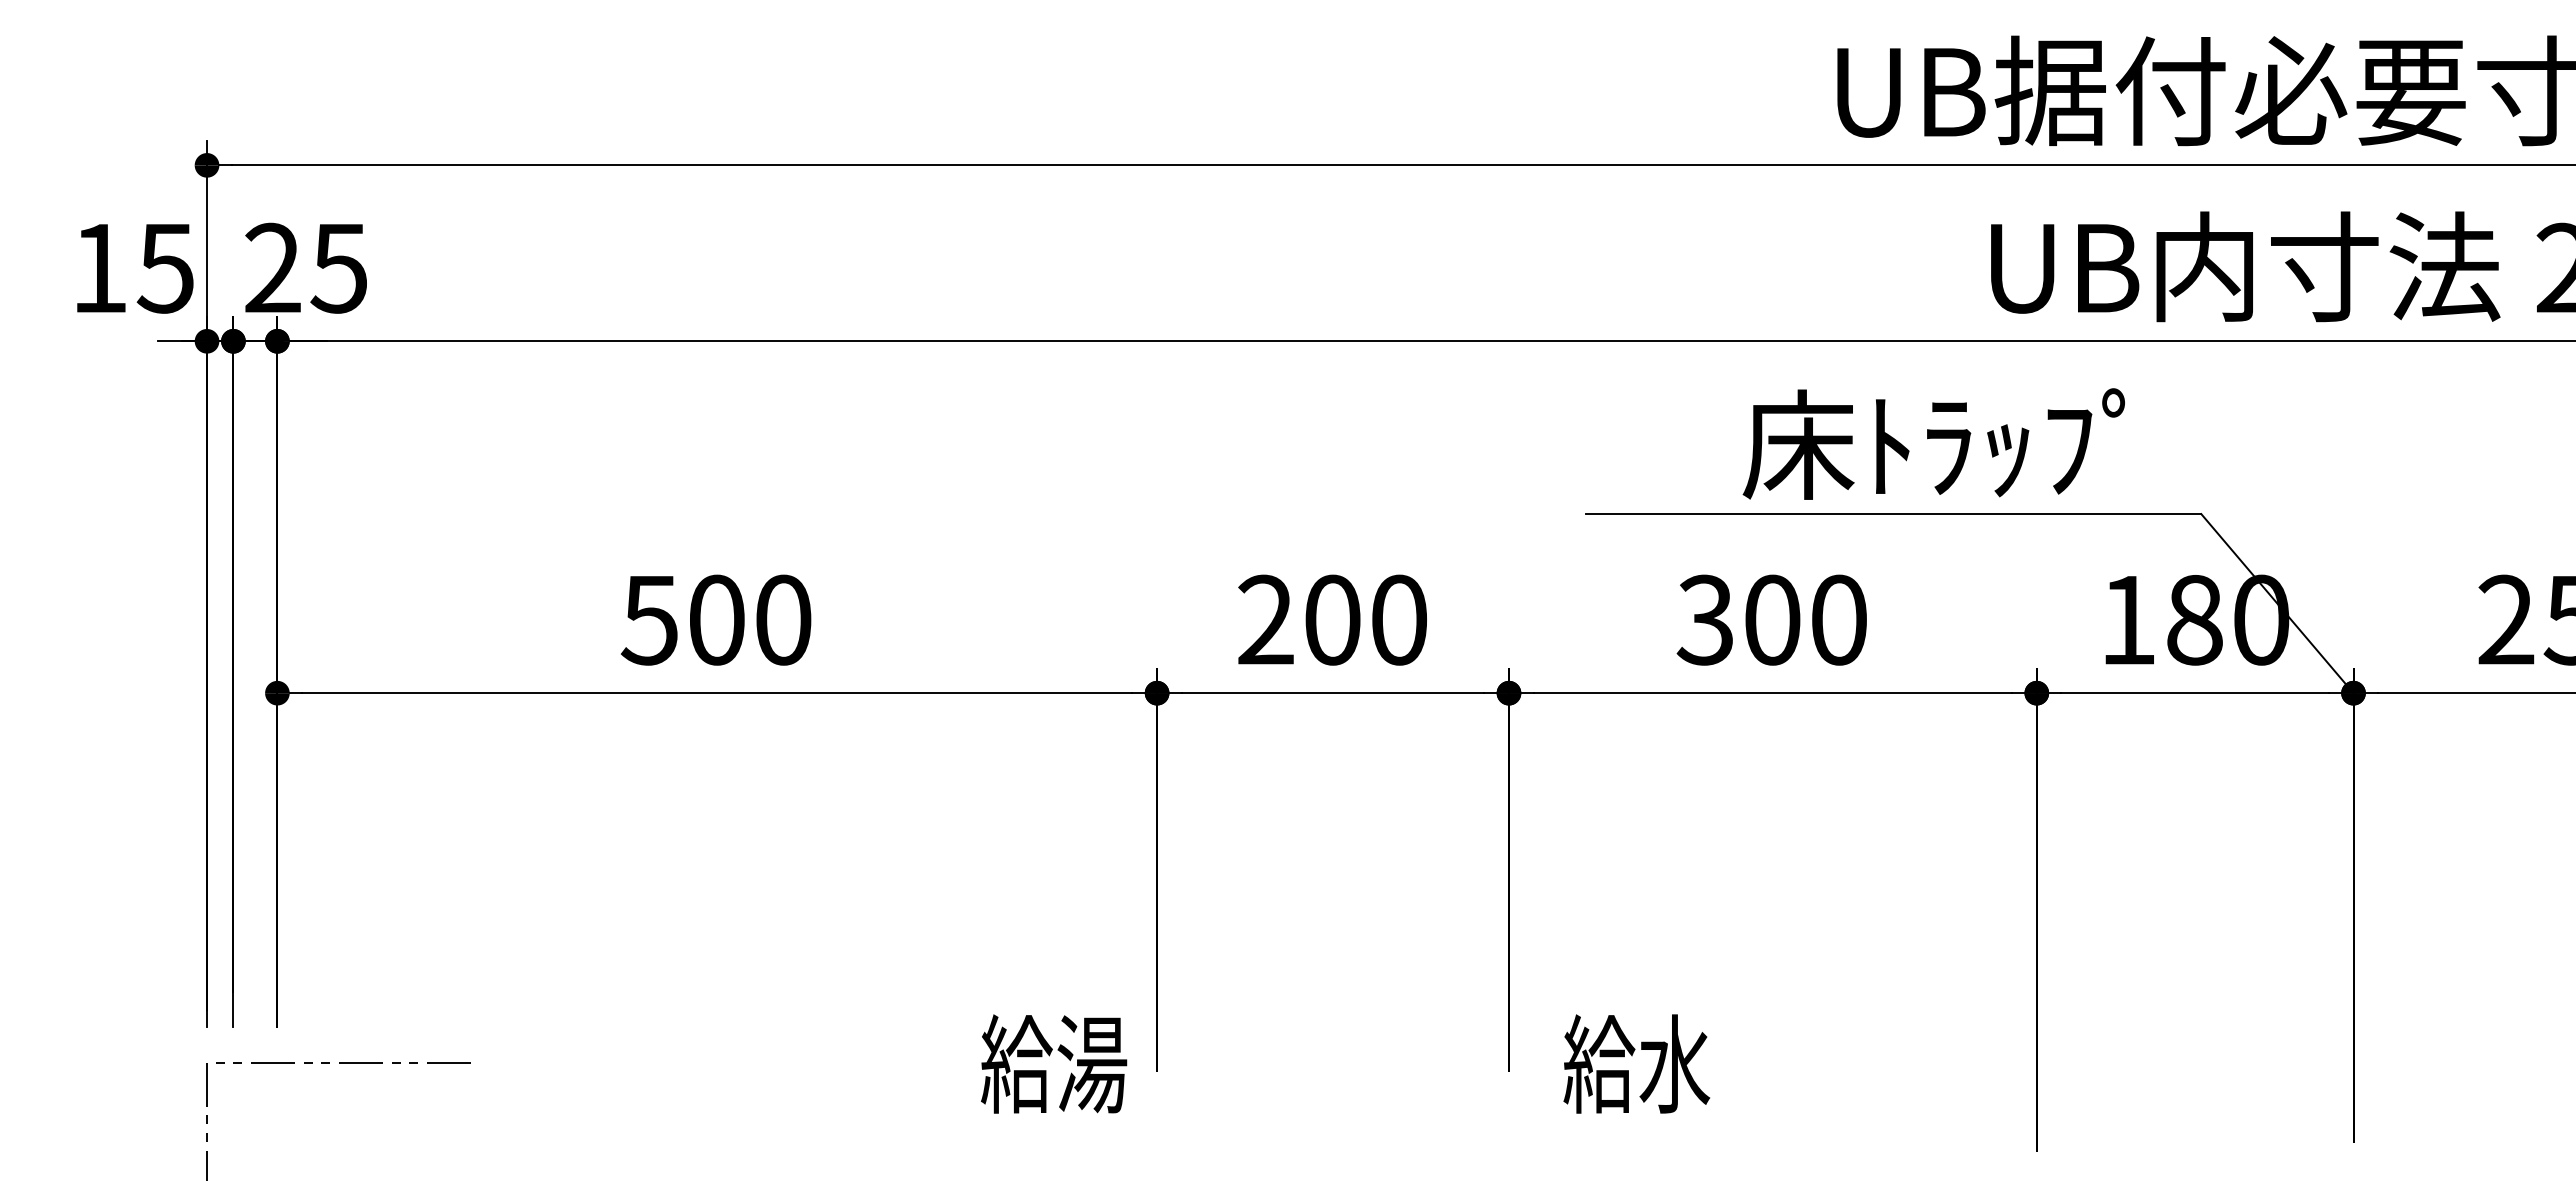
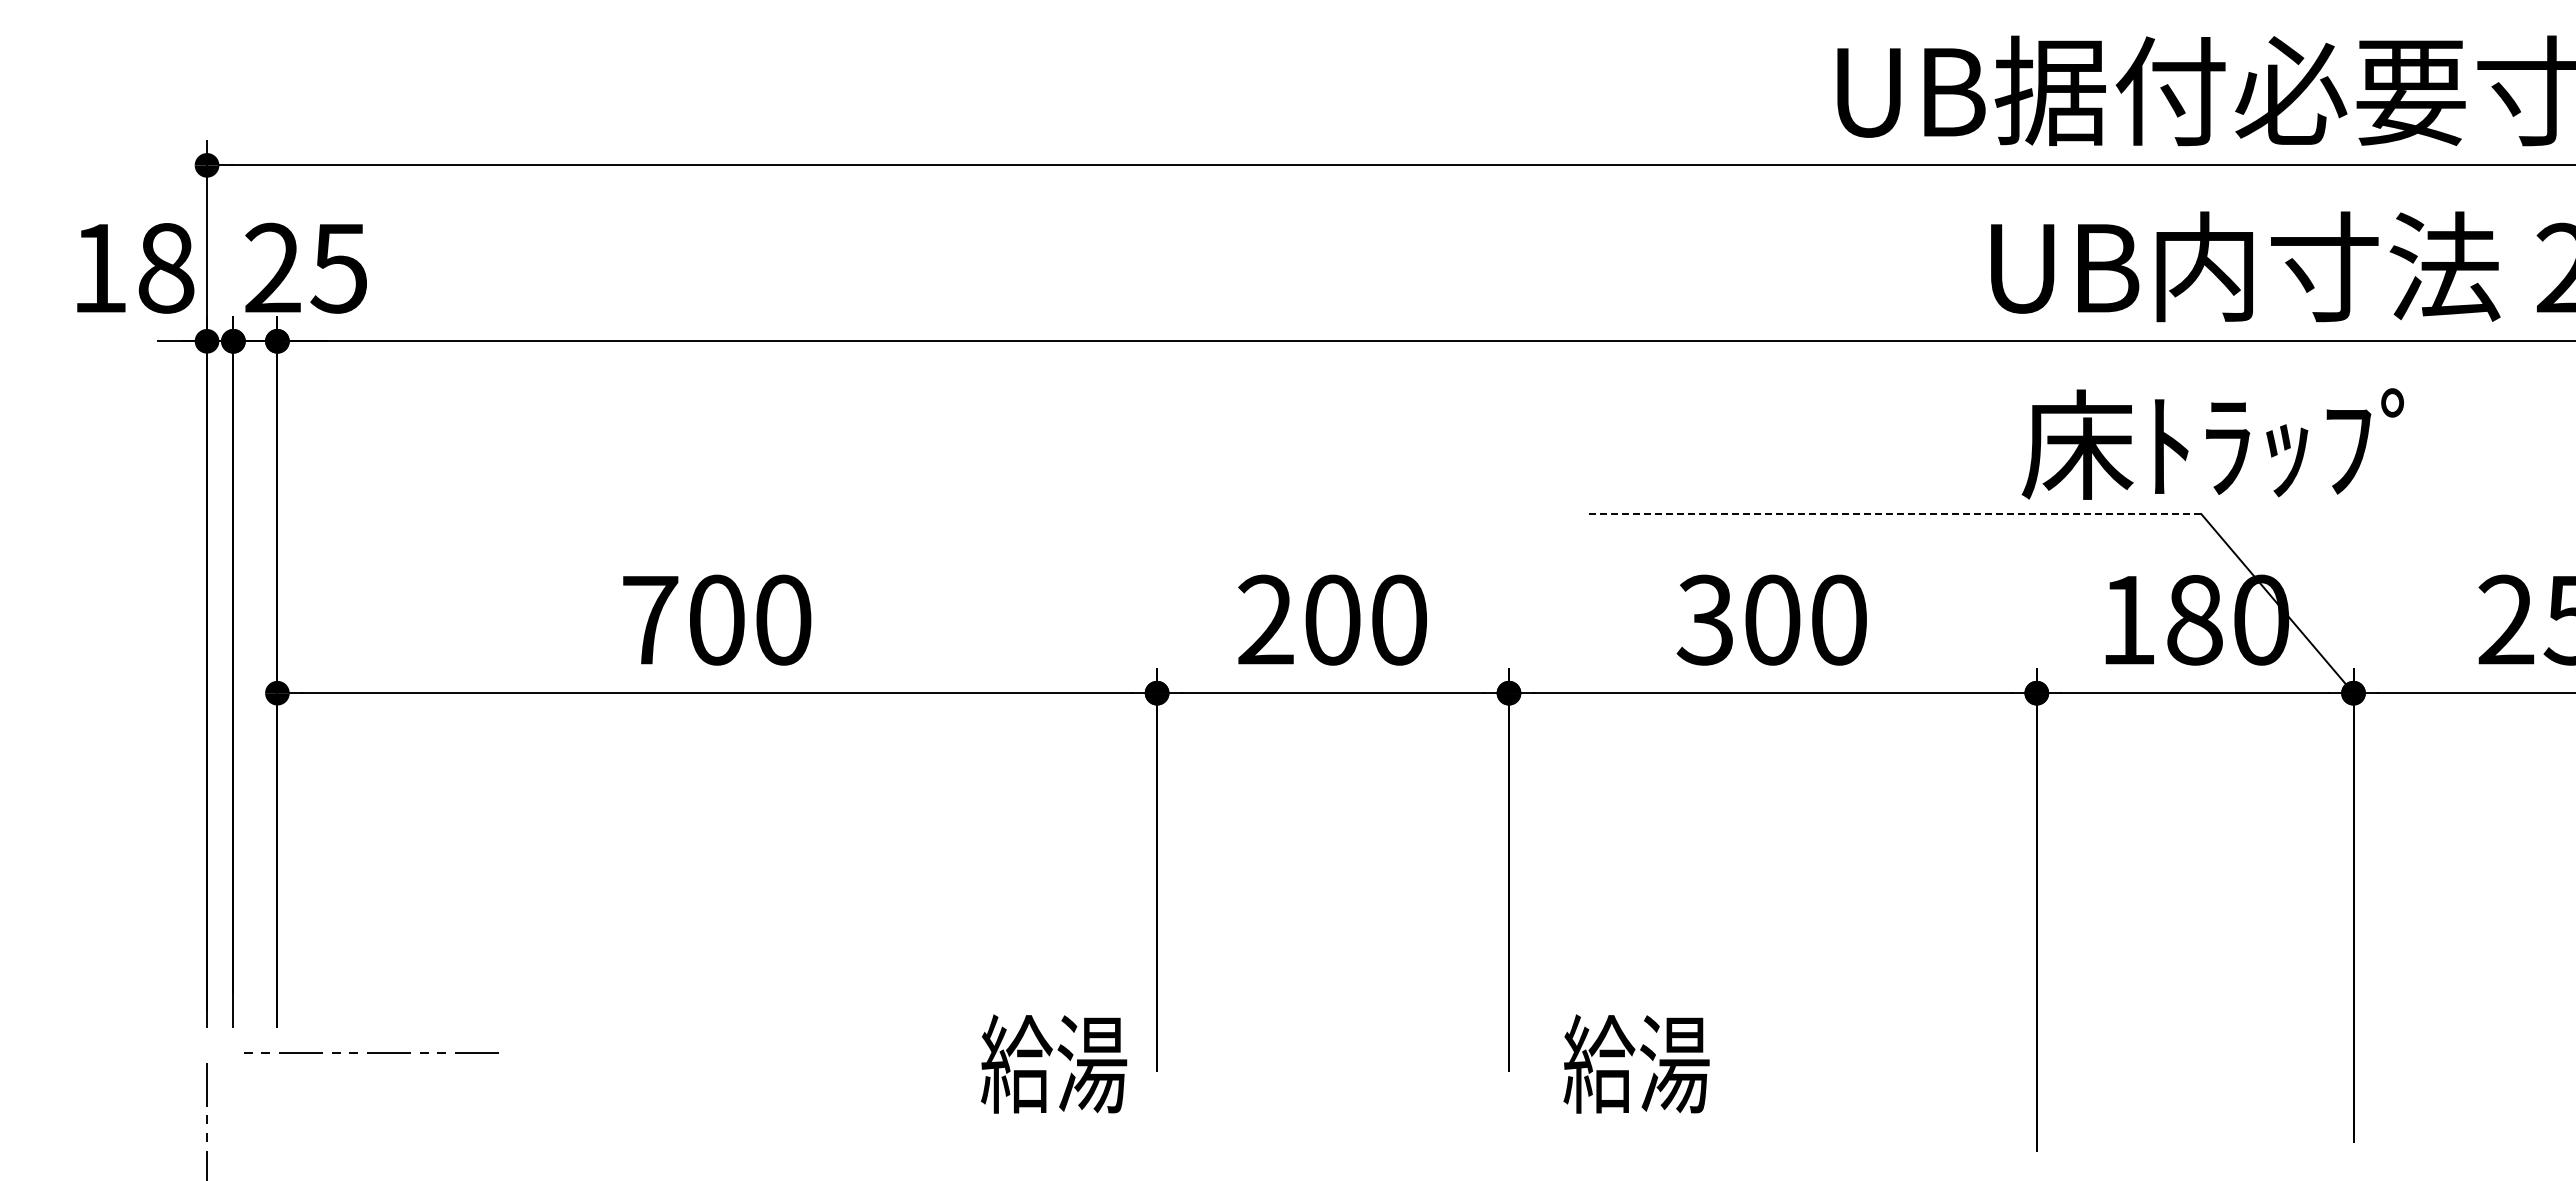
text: 15 -> 18 (165, 268)
text position: (1933, 443) -> (2212, 443) (2212, 443)
line: solid -> dashed (1893, 514)
text: 500 -> 700 (649, 620)
line position: (343, 1062) -> (371, 1052) (371, 1052)
text: 給水 -> 給湯 (1674, 1063)
